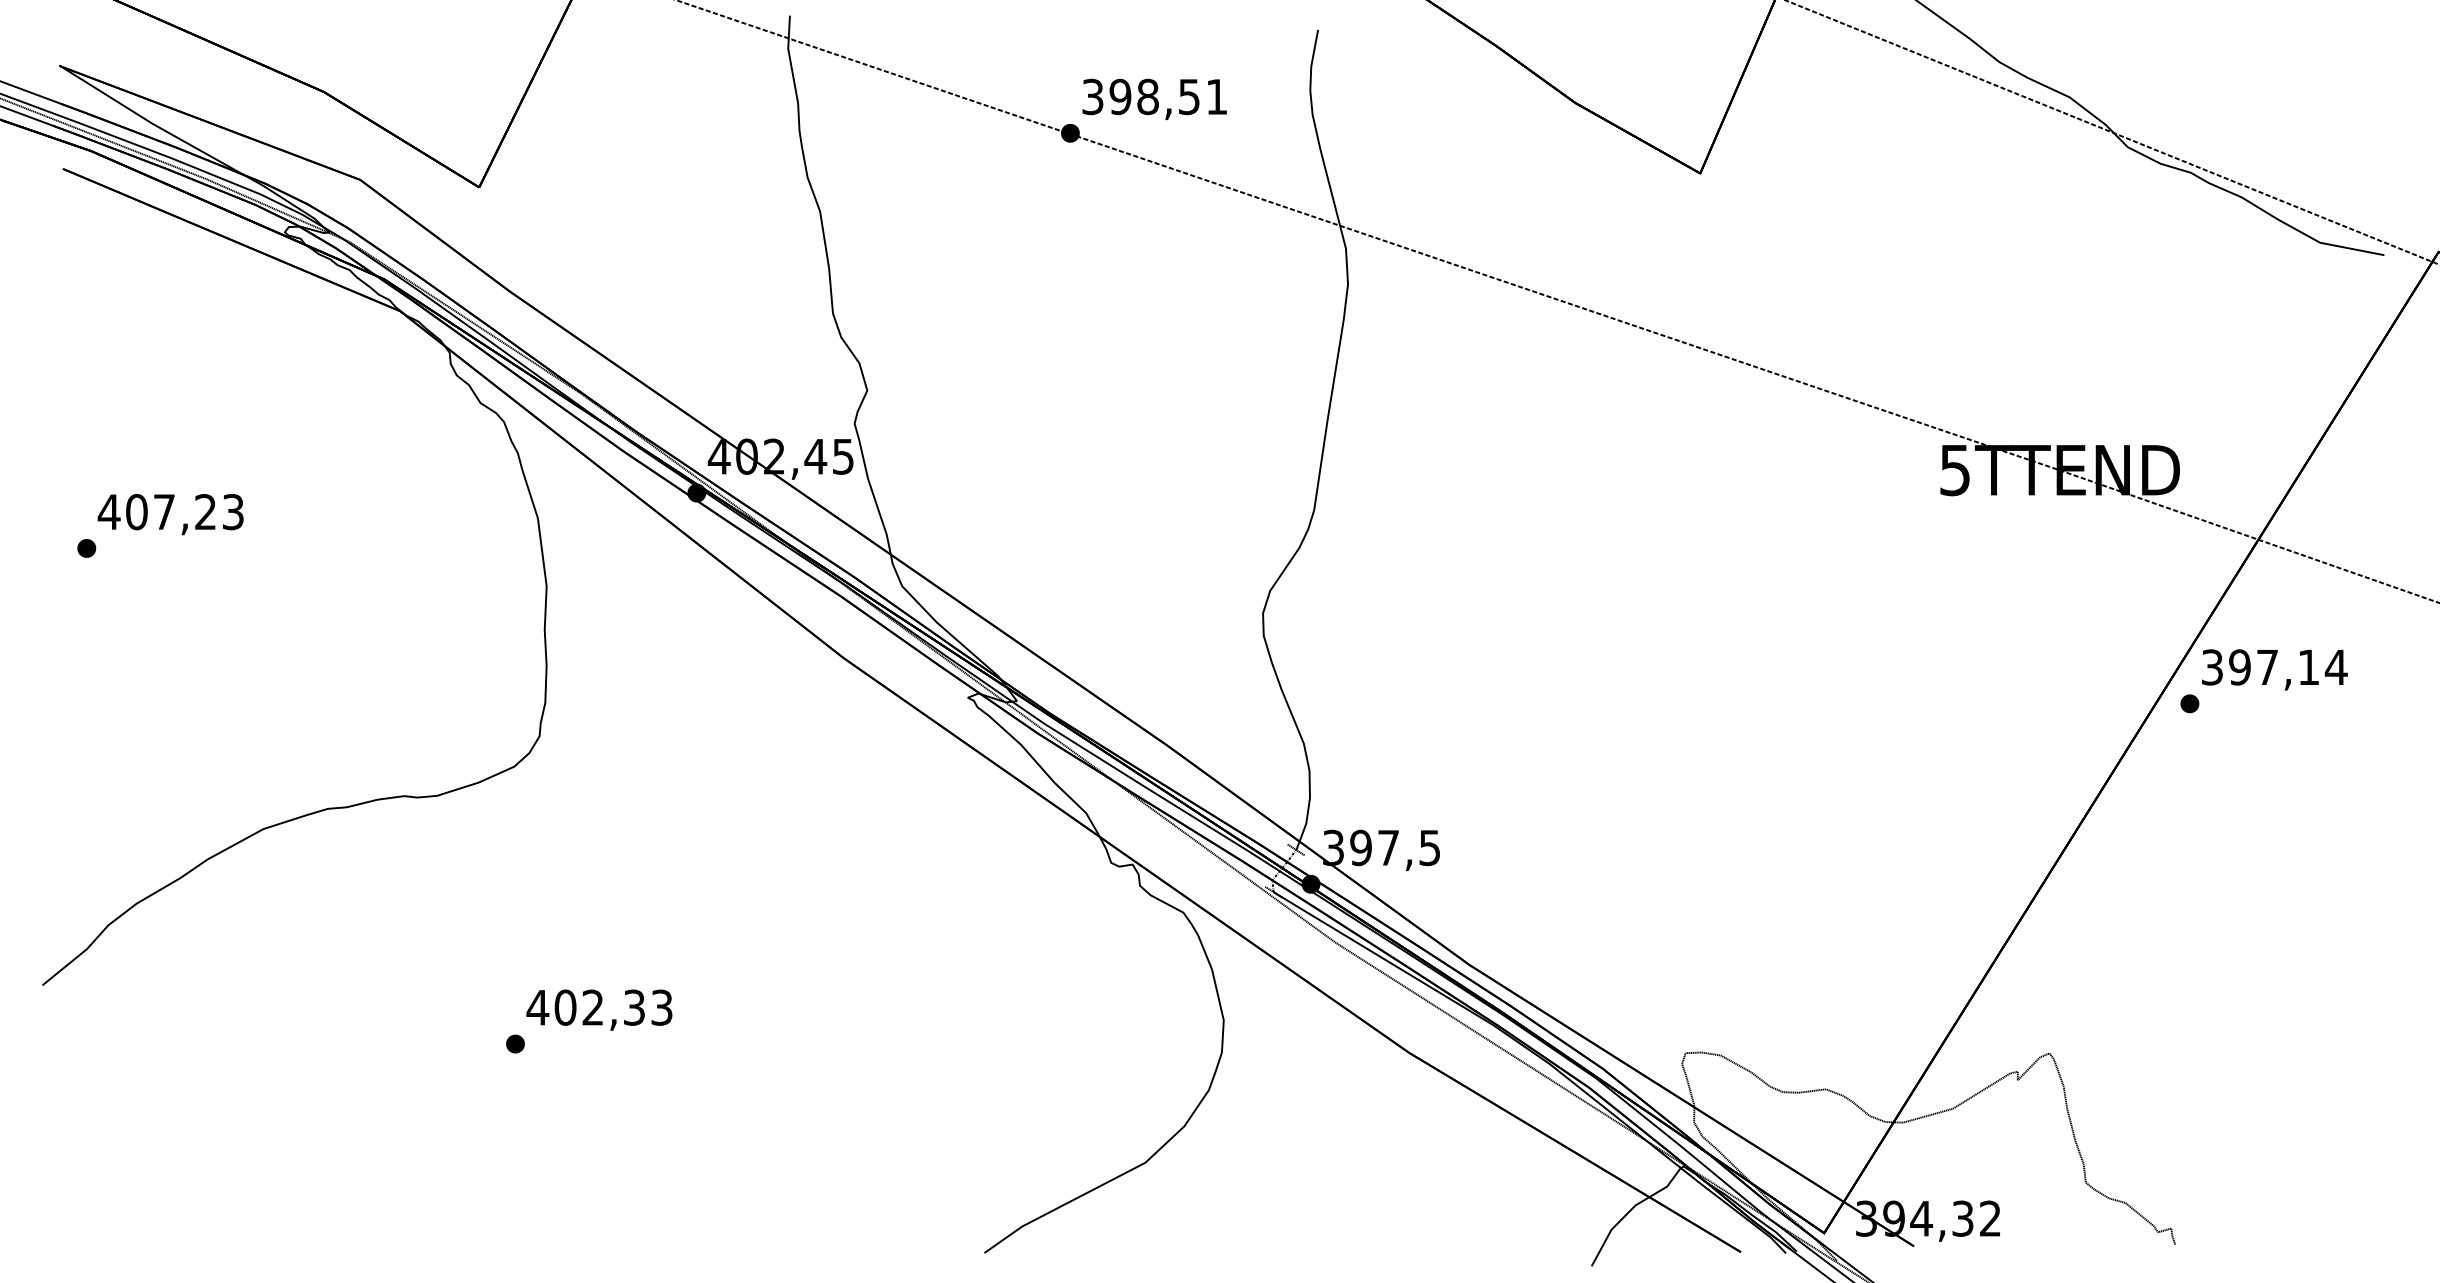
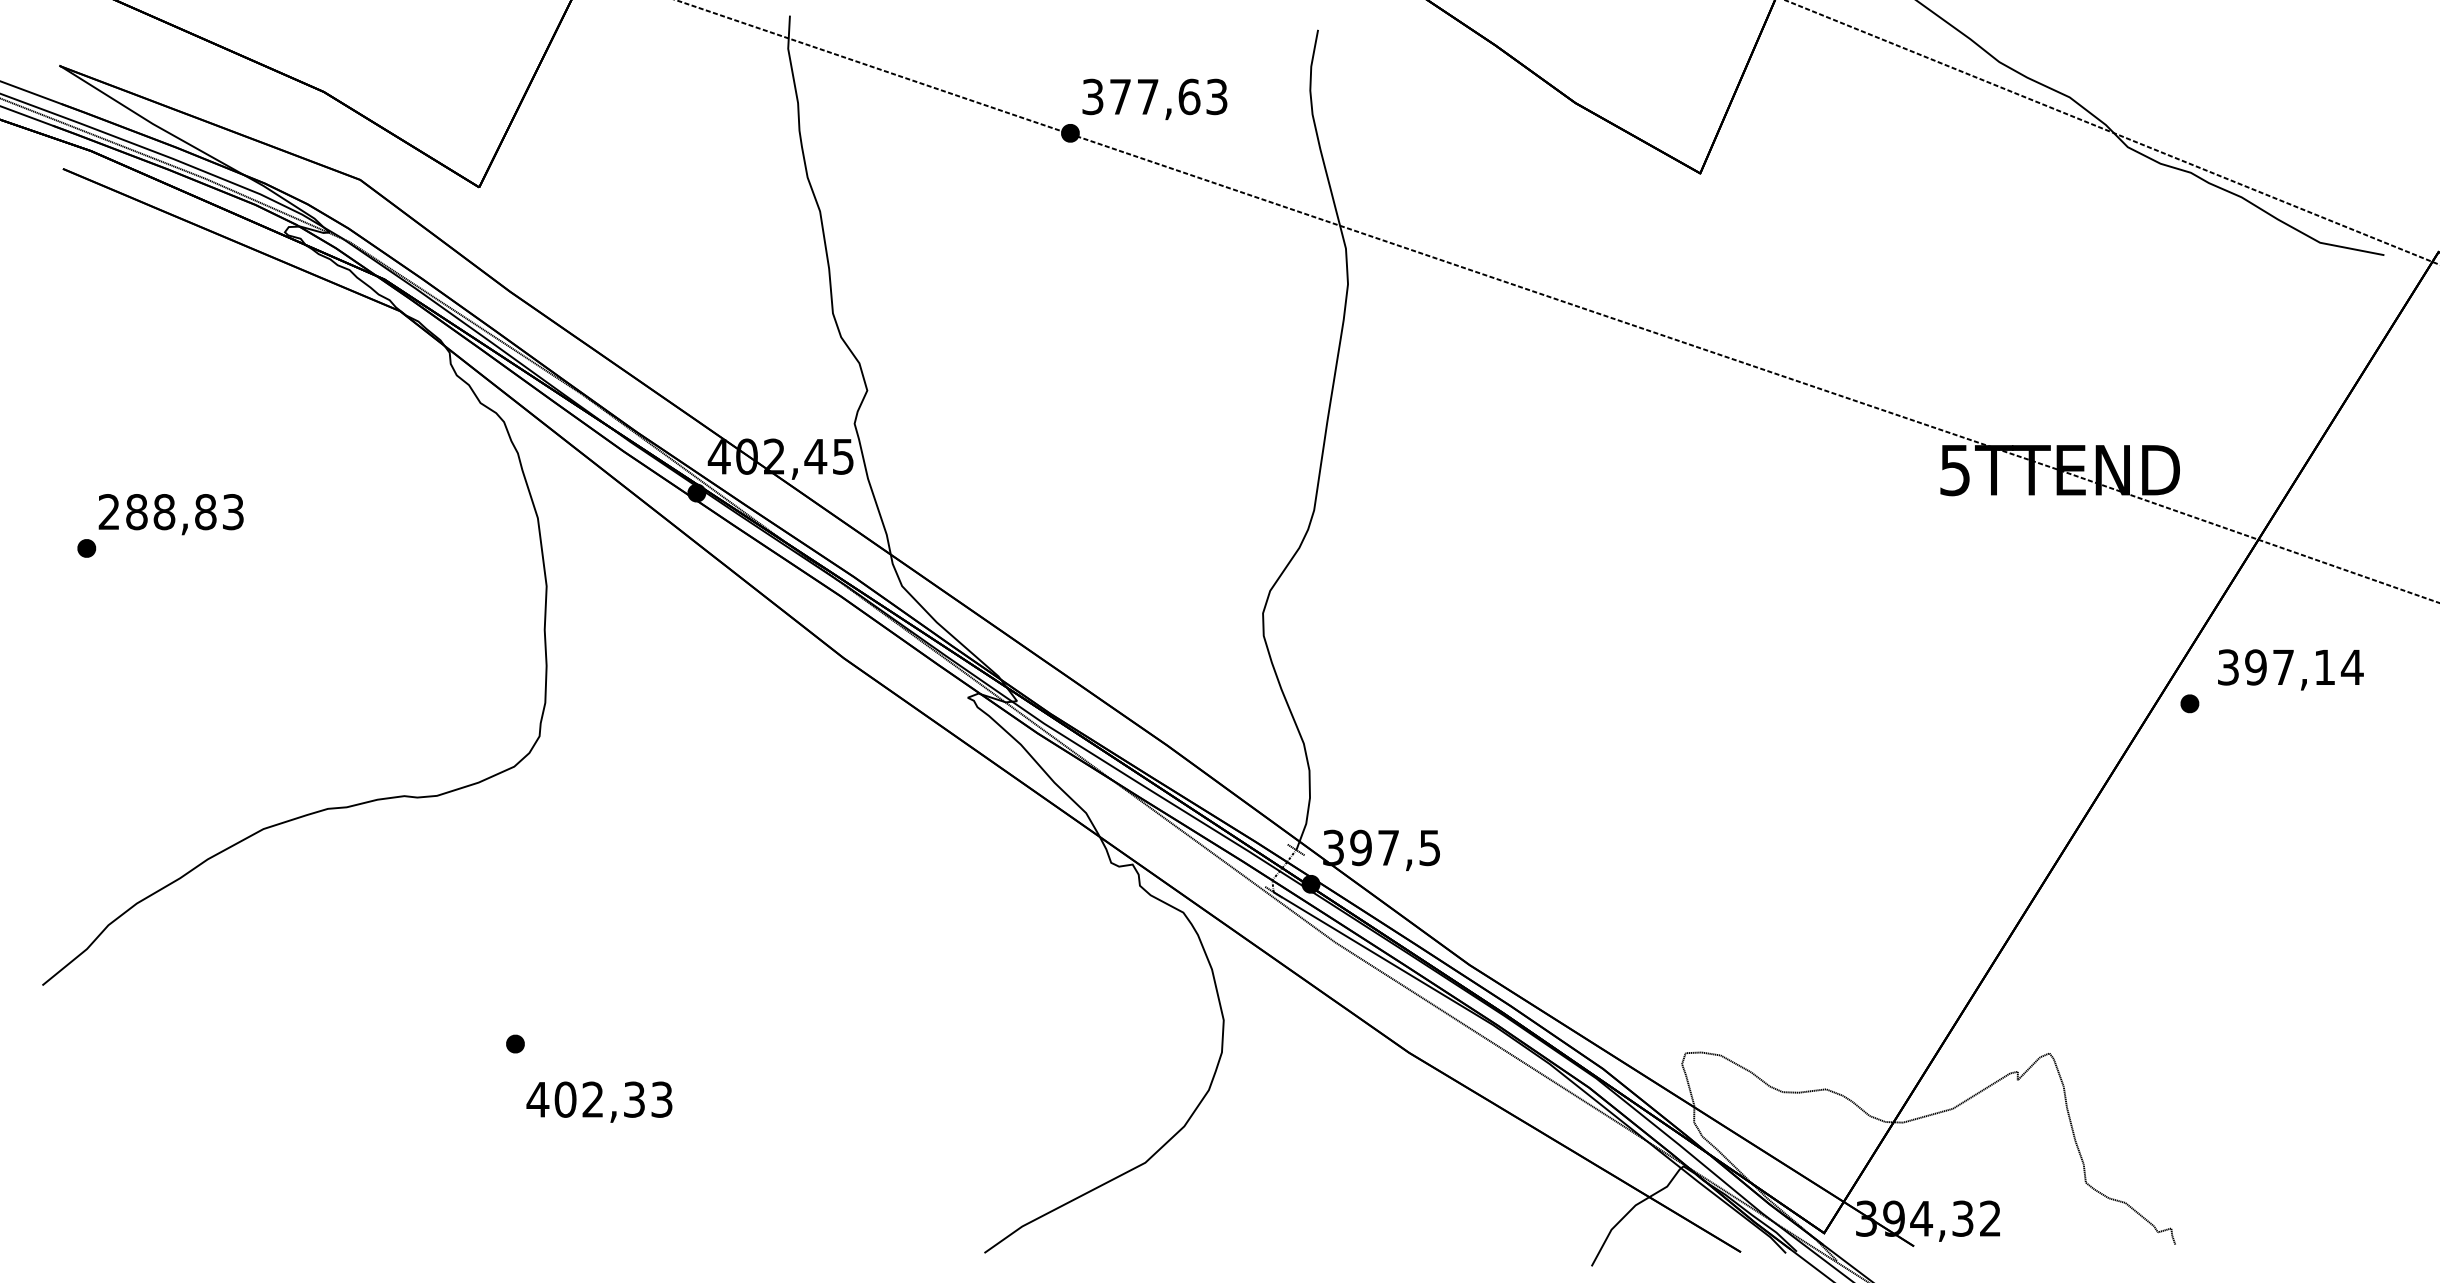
text: 398,51 -> 377,63 (1168, 96)
text: 407,23 -> 288,83 (156, 512)
text position: (2274, 669) -> (2290, 669) (2290, 669)
text position: (599, 1009) -> (599, 1101) (599, 1101)
